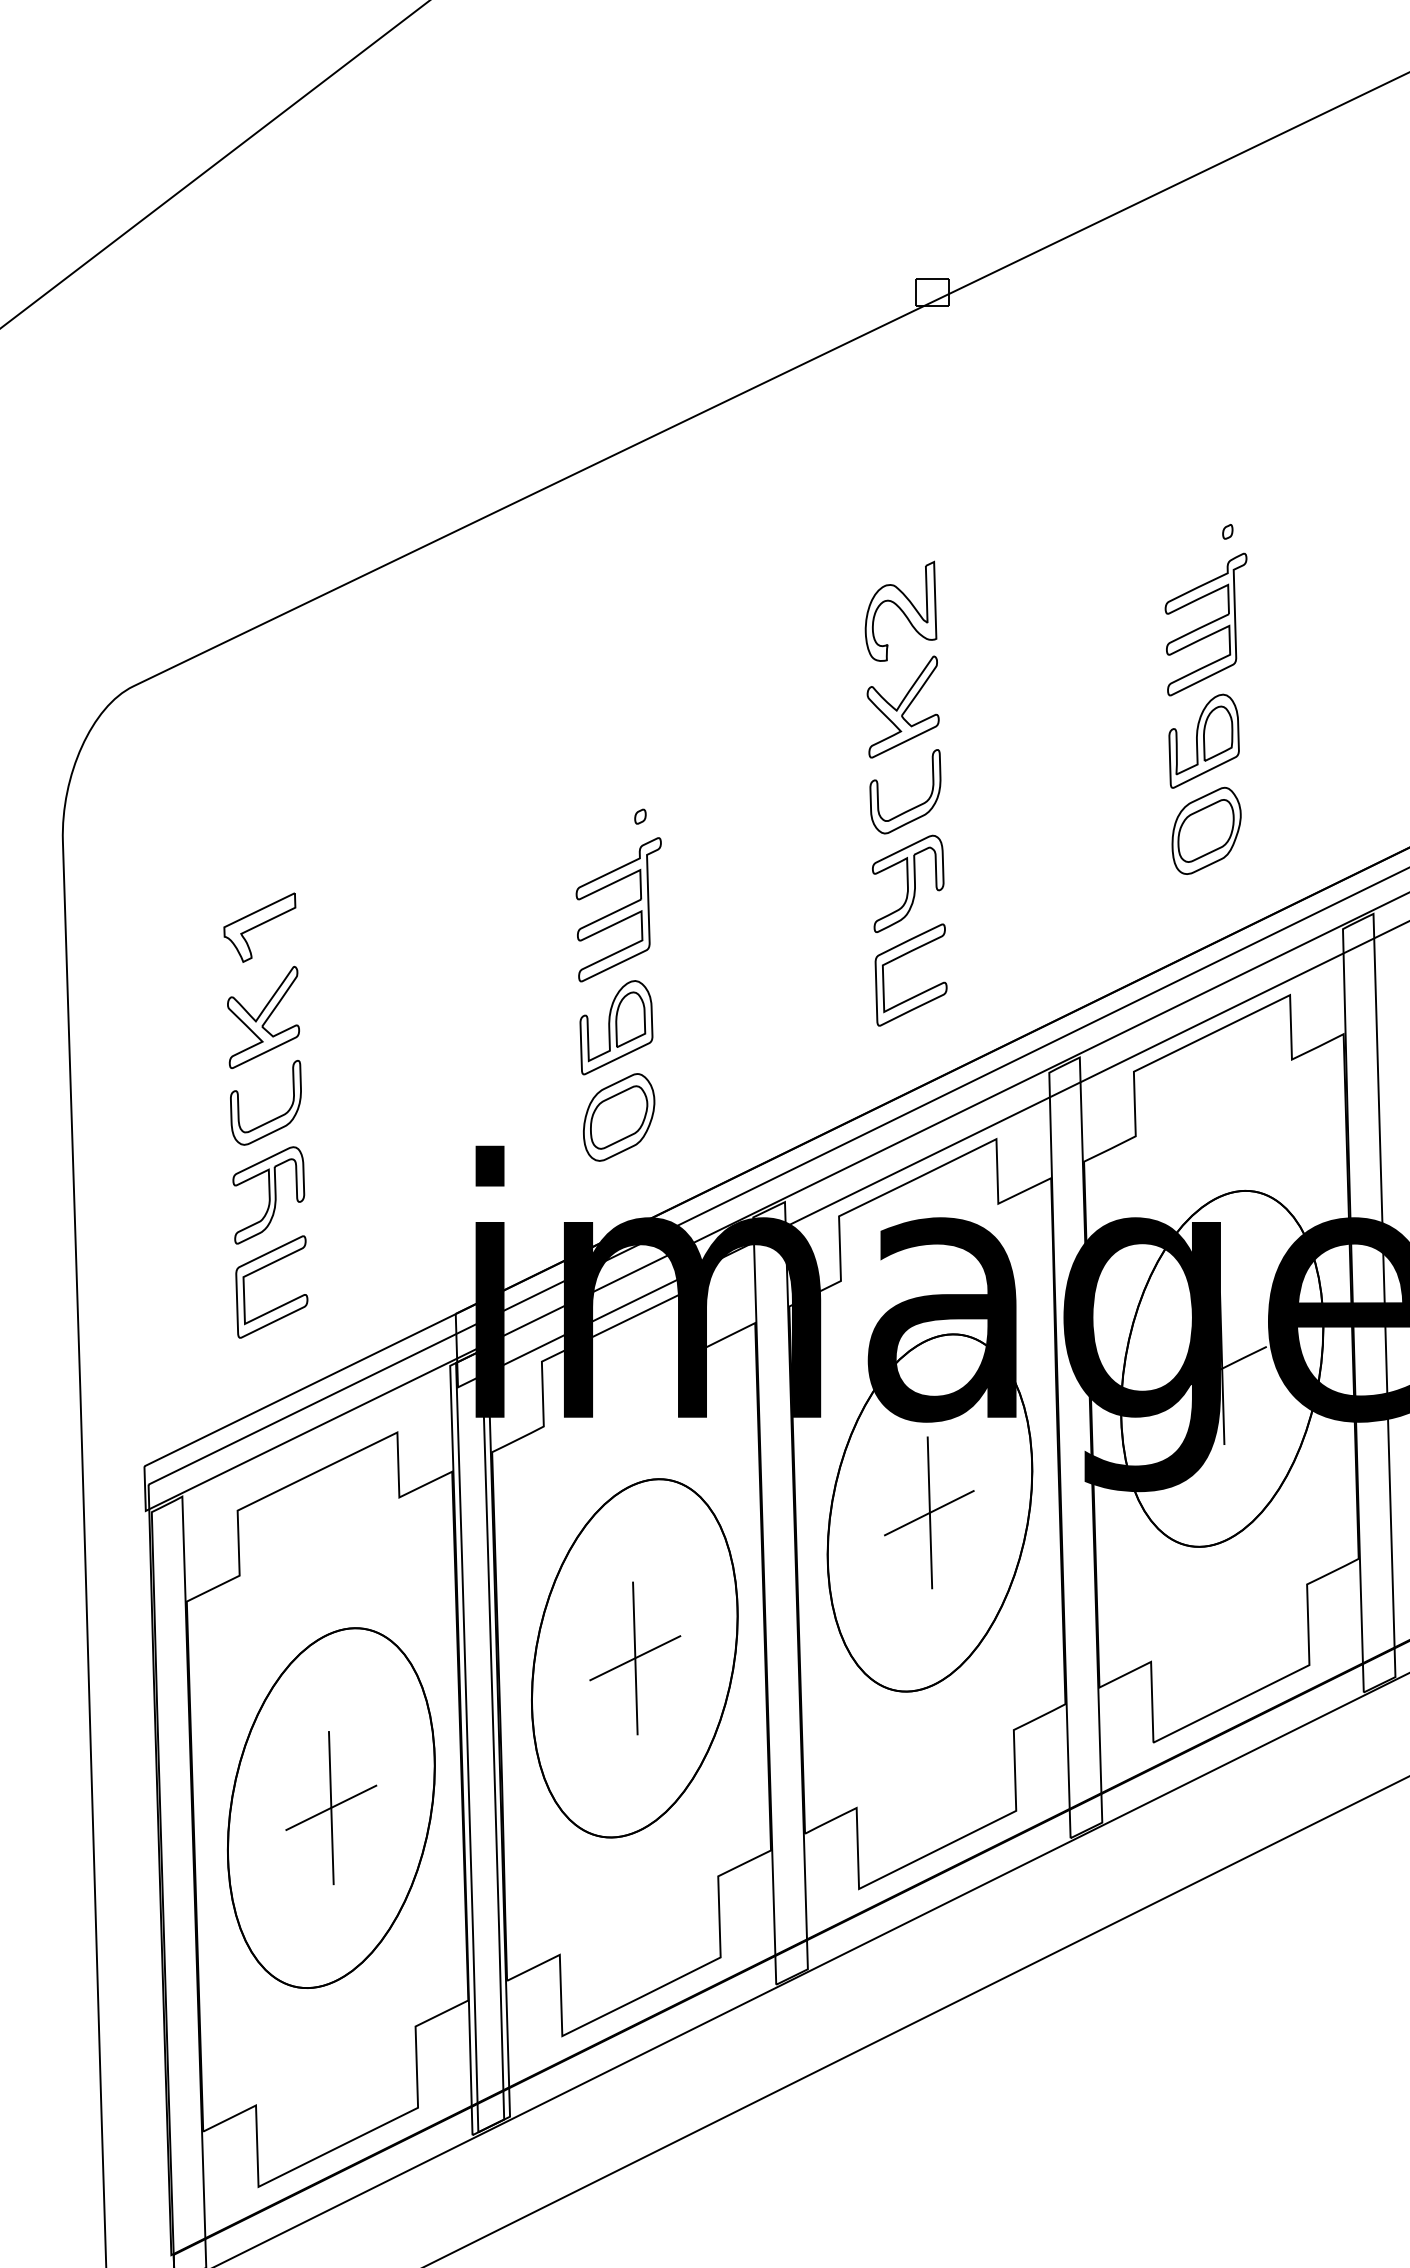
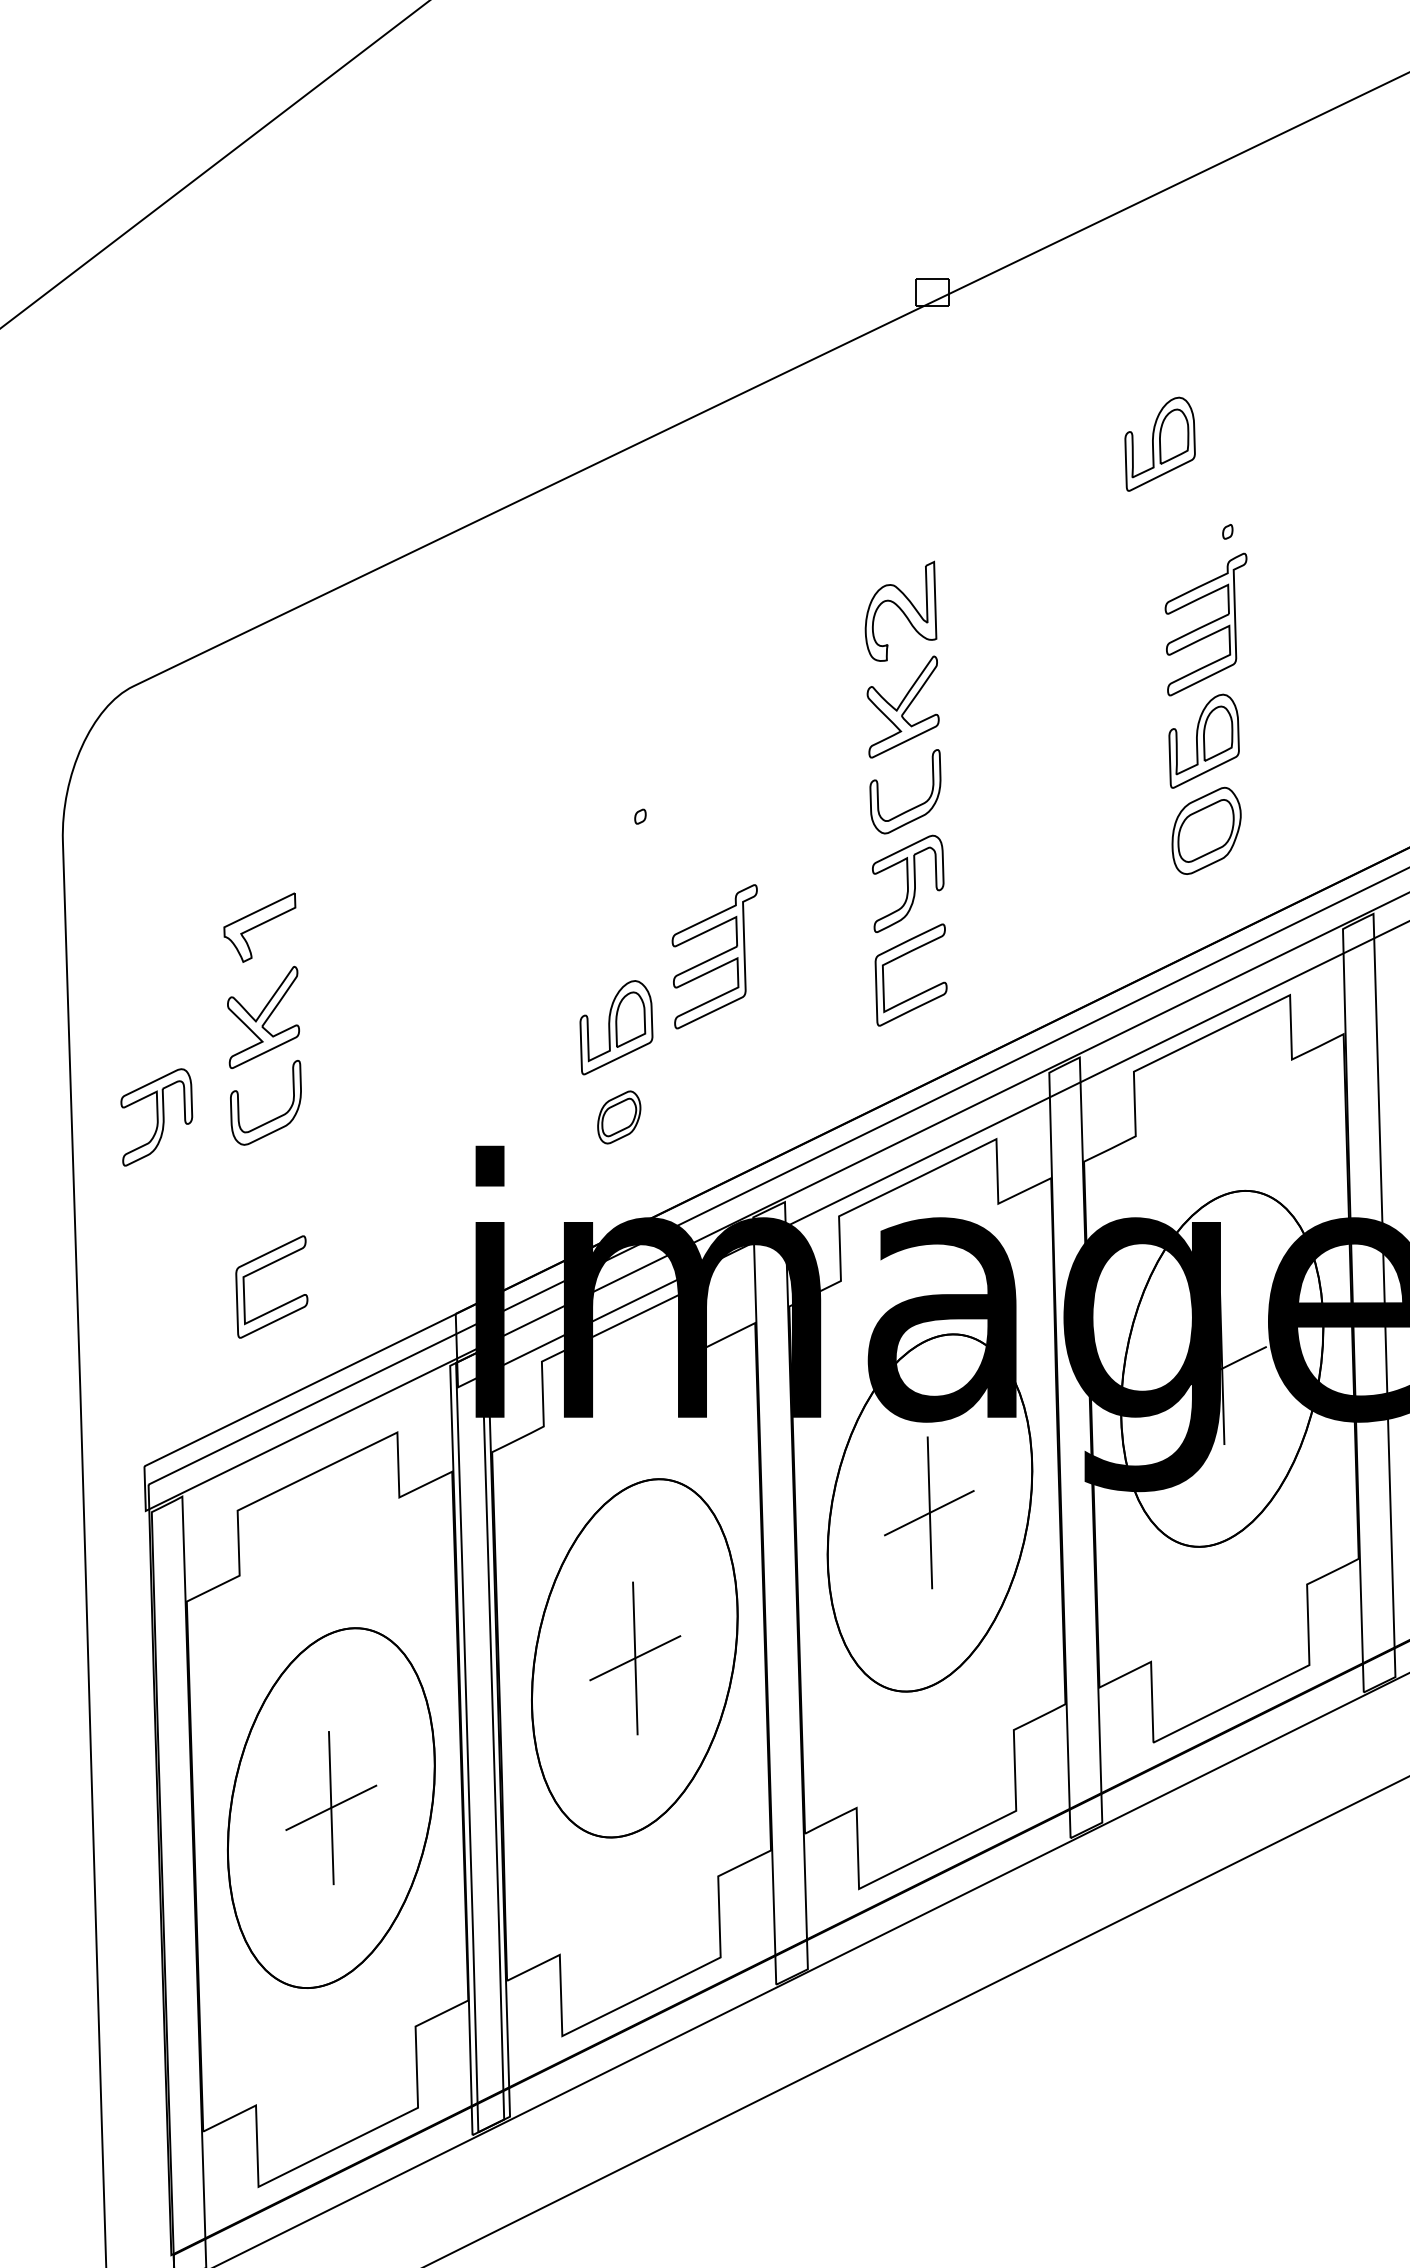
part: none -> present (1159, 443)
part position: (618, 909) -> (714, 956) (714, 956)
part size: 73x89 px -> 45x55 px (619, 1117)
part position: (268, 1195) -> (156, 1117) (156, 1117)
